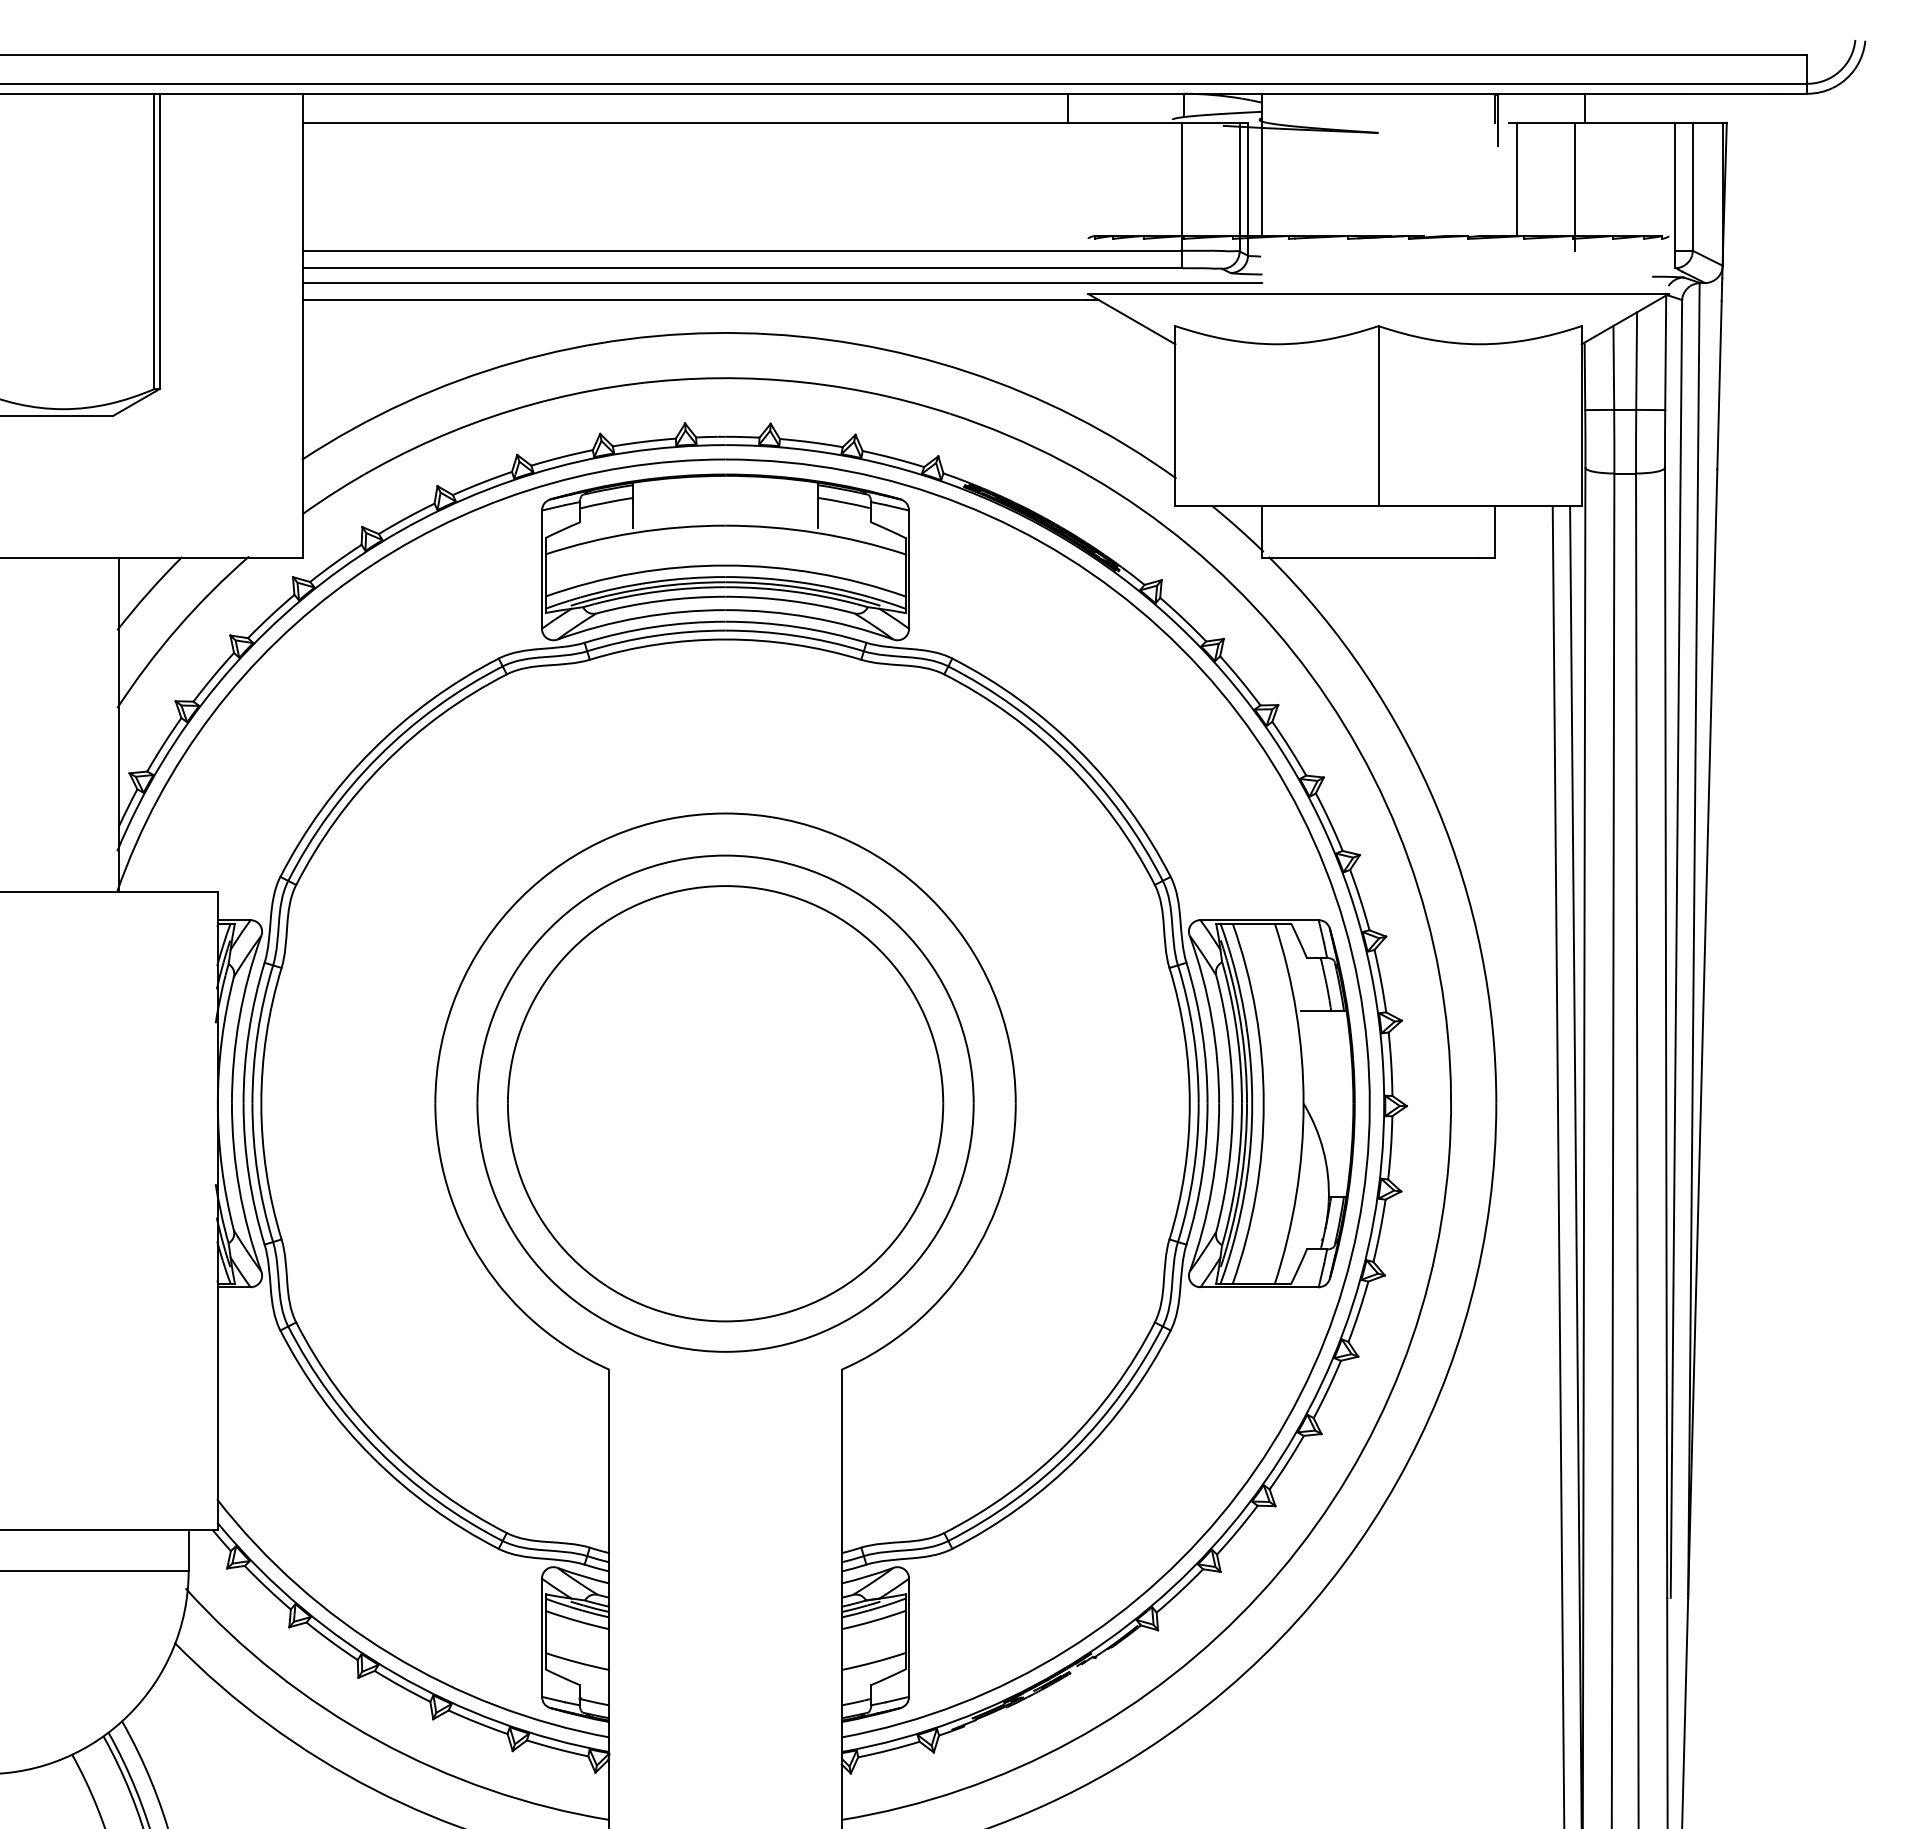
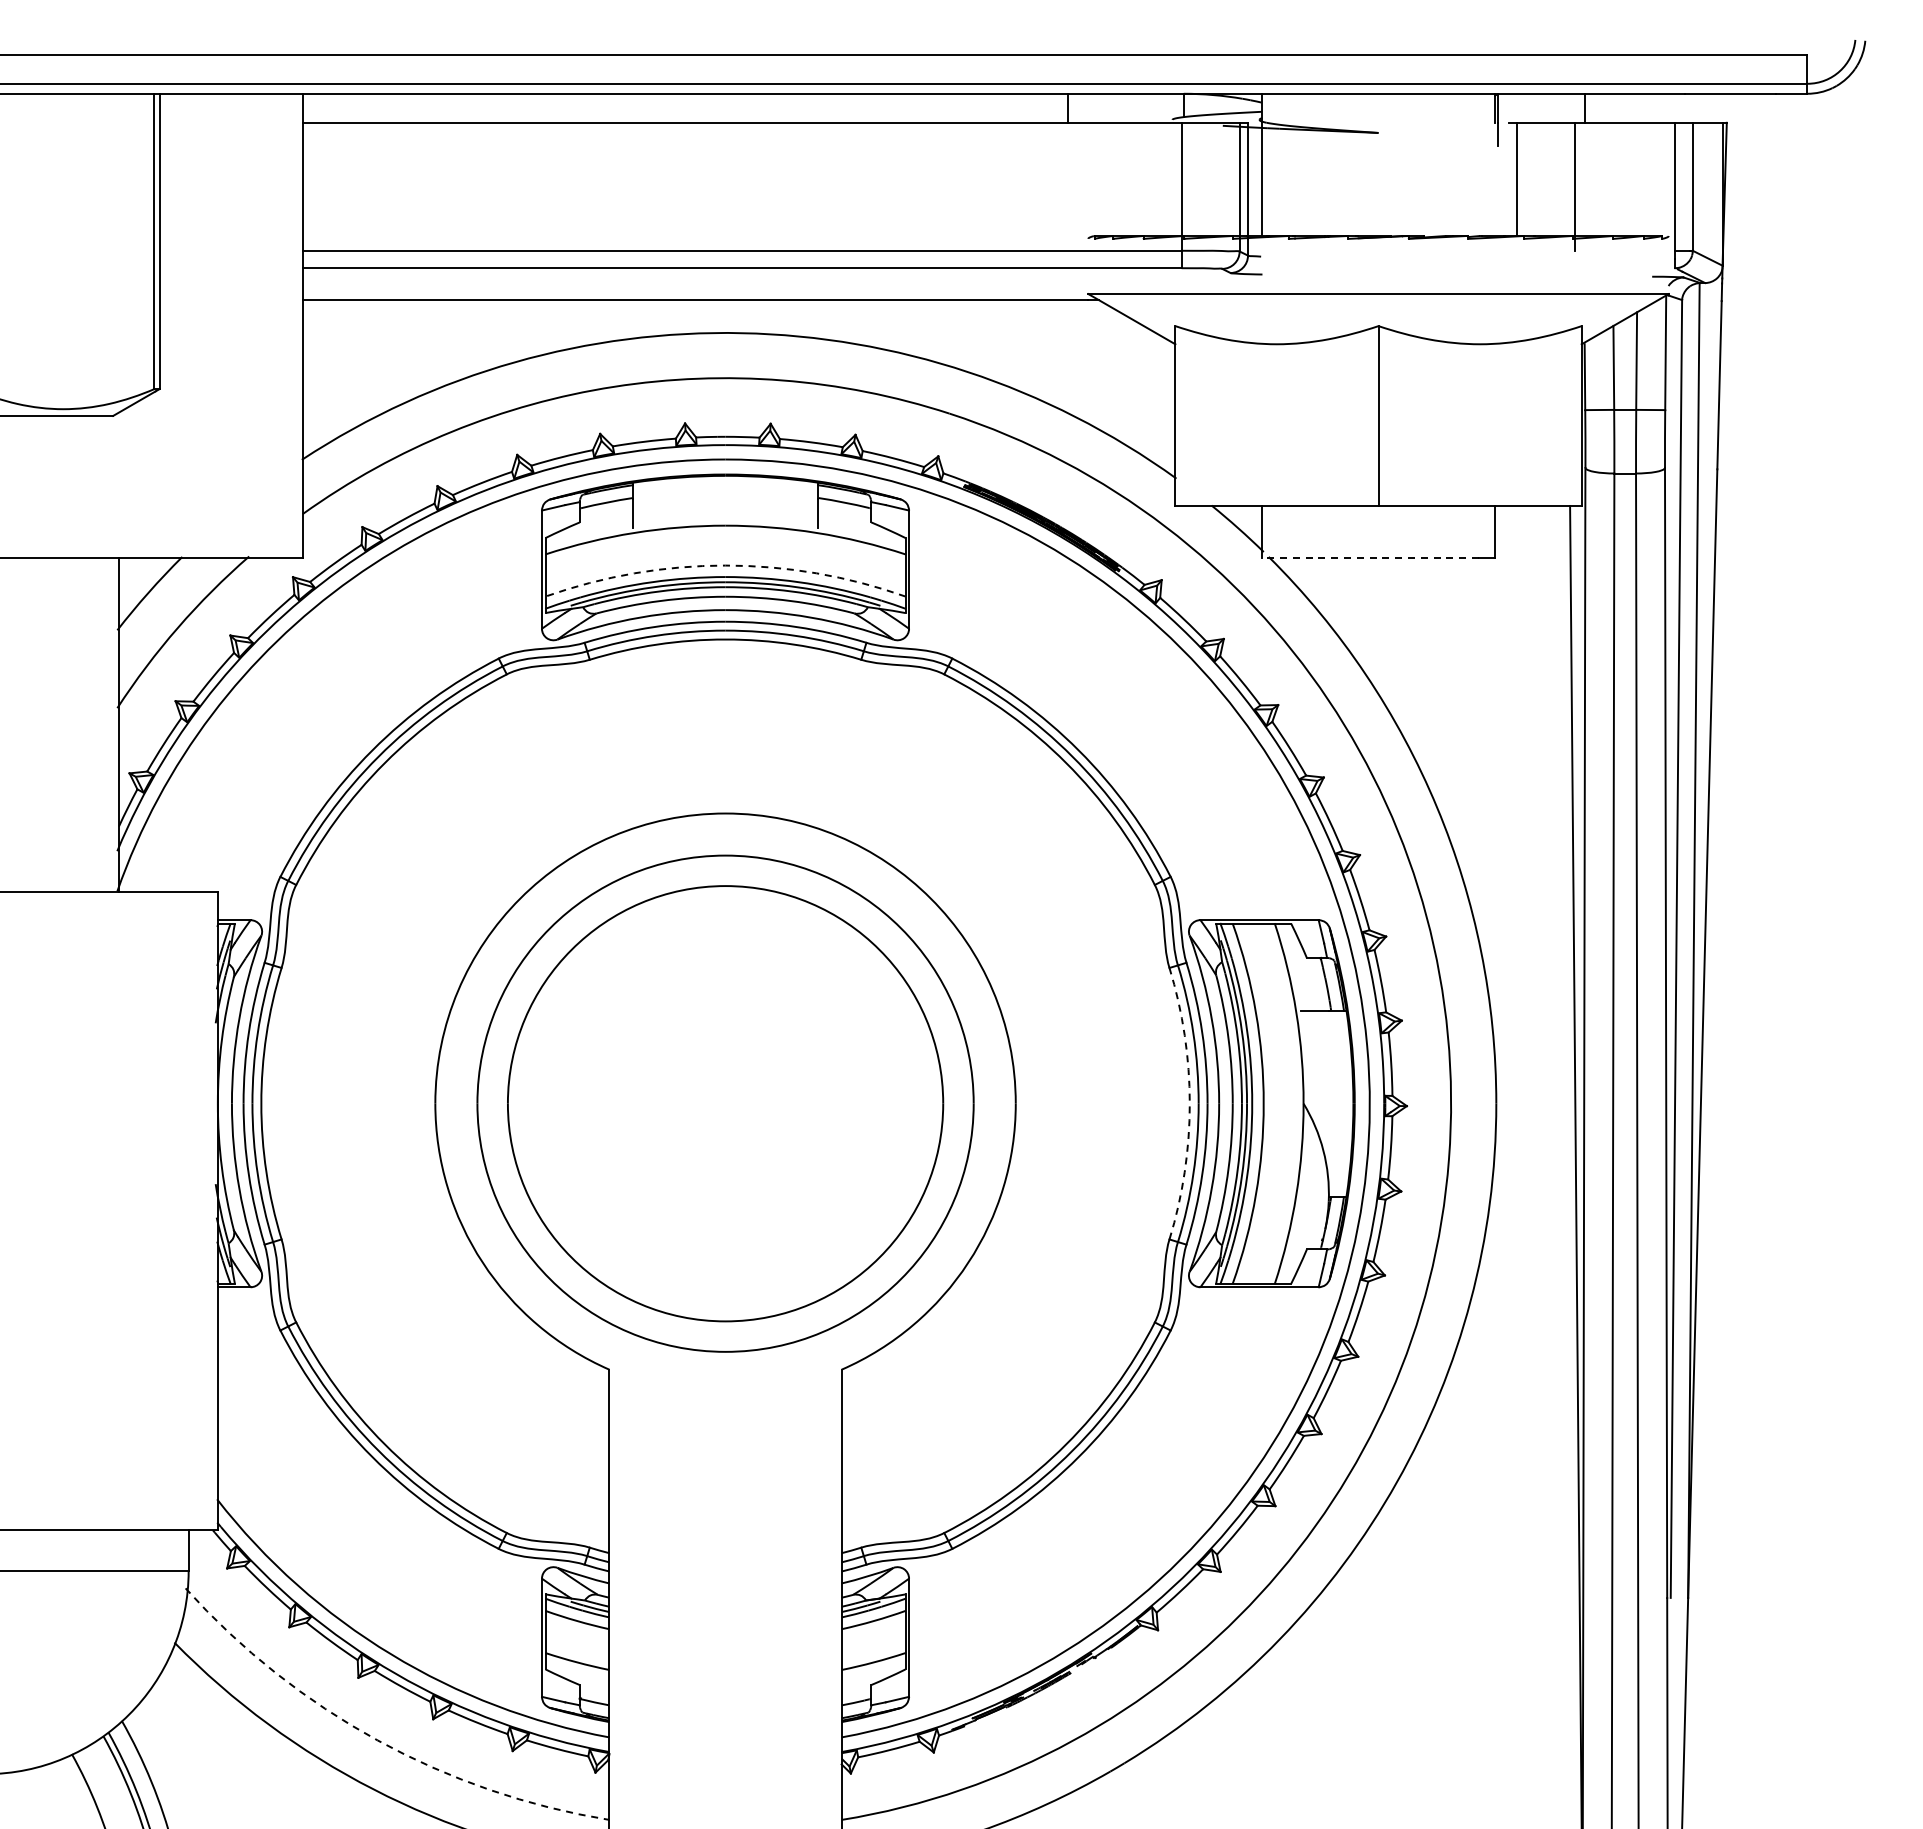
line: present -> none (782, 282)
line: solid -> dashed (1370, 558)
arc: solid -> dashed (725, 565)
arc: solid -> dashed (1189, 1103)
line: present -> none (1558, 1165)
arc: solid -> dashed (377, 1740)
